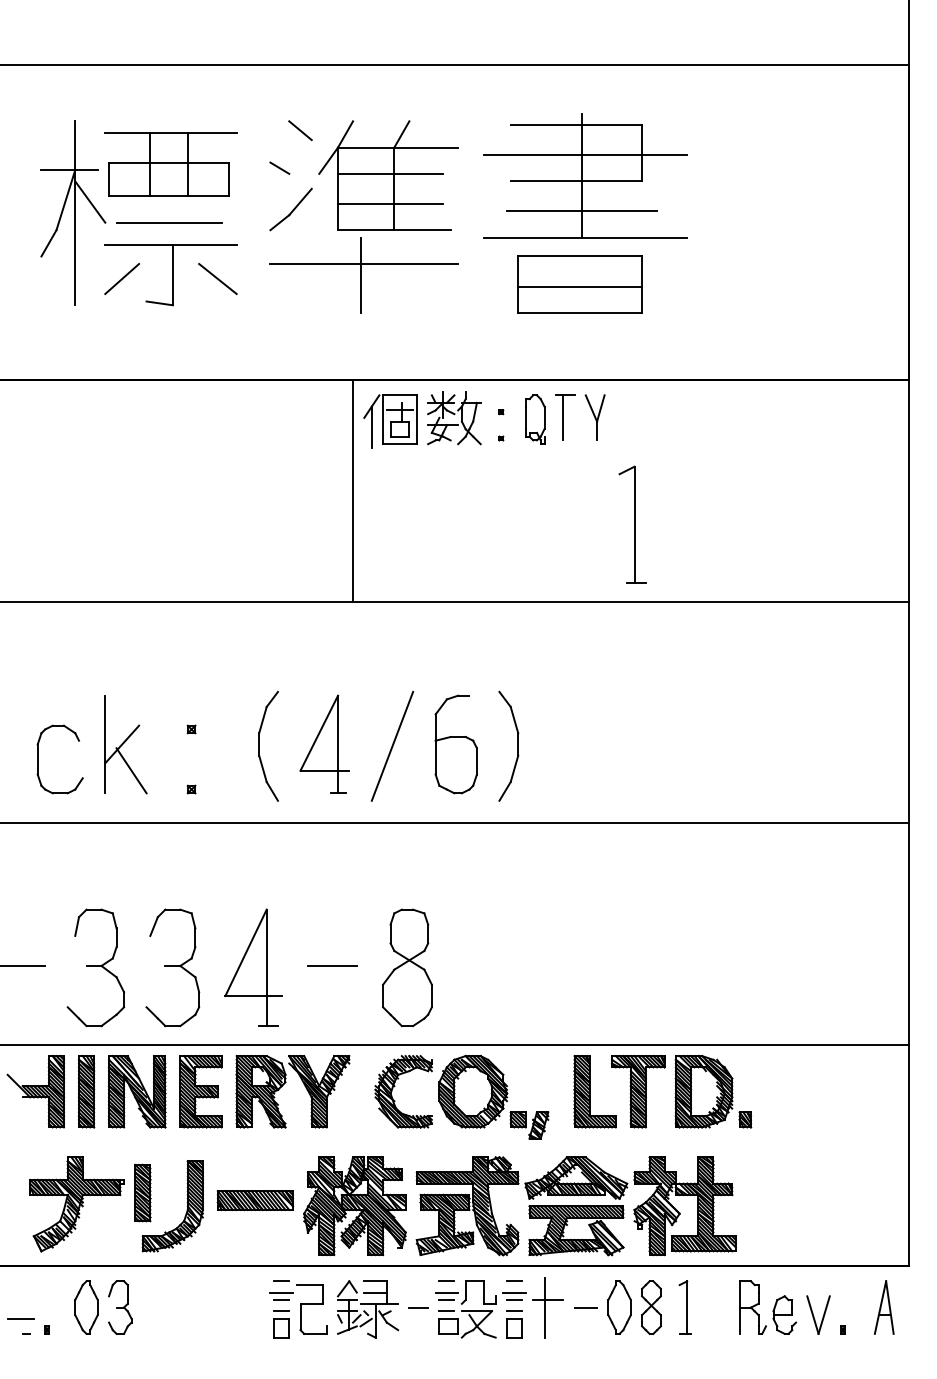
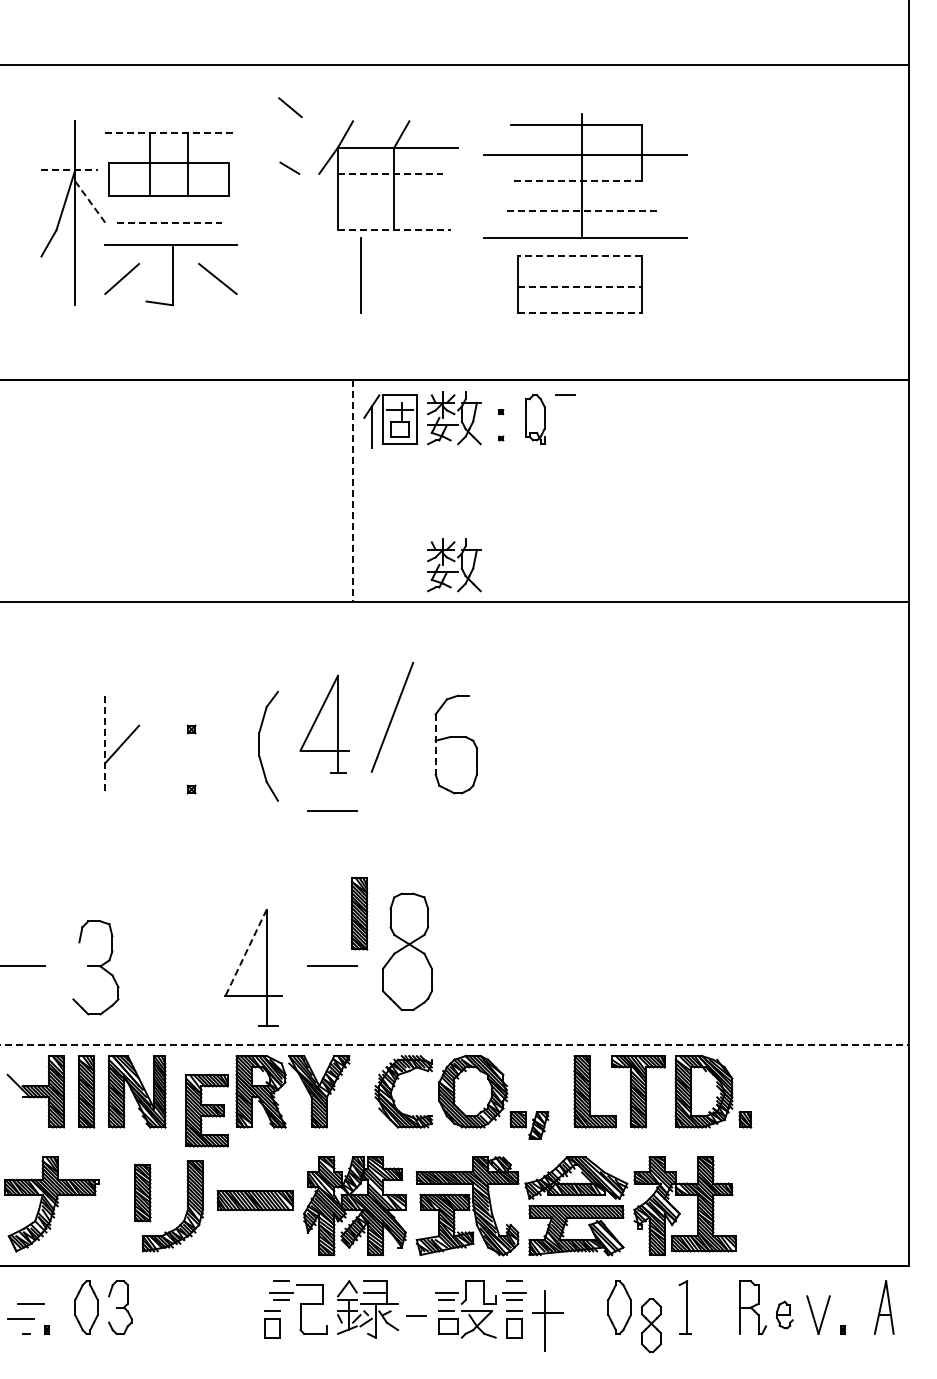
line position: (300, 130) -> (290, 107) (290, 107)
line: solid -> dashed (170, 132)
line position: (279, 167) -> (289, 167) (289, 167)
line: solid -> dashed (70, 170)
line: solid -> dashed (390, 173)
line: solid -> dashed (576, 181)
line: solid -> dashed (90, 202)
line: present -> none (390, 203)
part: present -> none (290, 209)
line: solid -> dashed (582, 211)
line: solid -> dashed (169, 222)
line: solid -> dashed (394, 230)
line: solid -> dashed (580, 256)
line: present -> none (364, 263)
line: solid -> dashed (580, 286)
line: solid -> dashed (580, 312)
line: present -> none (563, 417)
part: present -> none (594, 417)
line: solid -> dashed (353, 491)
part: present -> none (632, 524)
part: none -> present (454, 565)
part position: (324, 743) -> (324, 723) (324, 723)
line: solid -> dashed (105, 744)
line: solid -> dashed (435, 744)
part: present -> none (517, 745)
line position: (392, 746) -> (392, 717) (392, 717)
part: present -> none (38, 759)
line: present -> none (131, 770)
line: none -> present (332, 810)
line: present -> none (455, 823)
part: none -> present (359, 913)
line: solid -> dashed (246, 952)
part size: 60x120 px -> 48x96 px (95, 967)
part: present -> none (172, 967)
part position: (407, 967) -> (407, 951) (407, 951)
line: solid -> dashed (454, 1044)
part position: (200, 1091) -> (206, 1110) (206, 1110)
part position: (76, 1204) -> (51, 1204) (51, 1204)
line: present -> none (446, 1280)
line: none -> present (30, 1303)
line position: (418, 1307) -> (416, 1315) (416, 1315)
part position: (547, 1307) -> (547, 1320) (547, 1320)
line: present -> none (585, 1307)
part position: (651, 1307) -> (651, 1325) (651, 1325)
part size: 26x40 px -> 19x30 px (784, 1314)
part position: (281, 1324) -> (272, 1324) (272, 1324)
